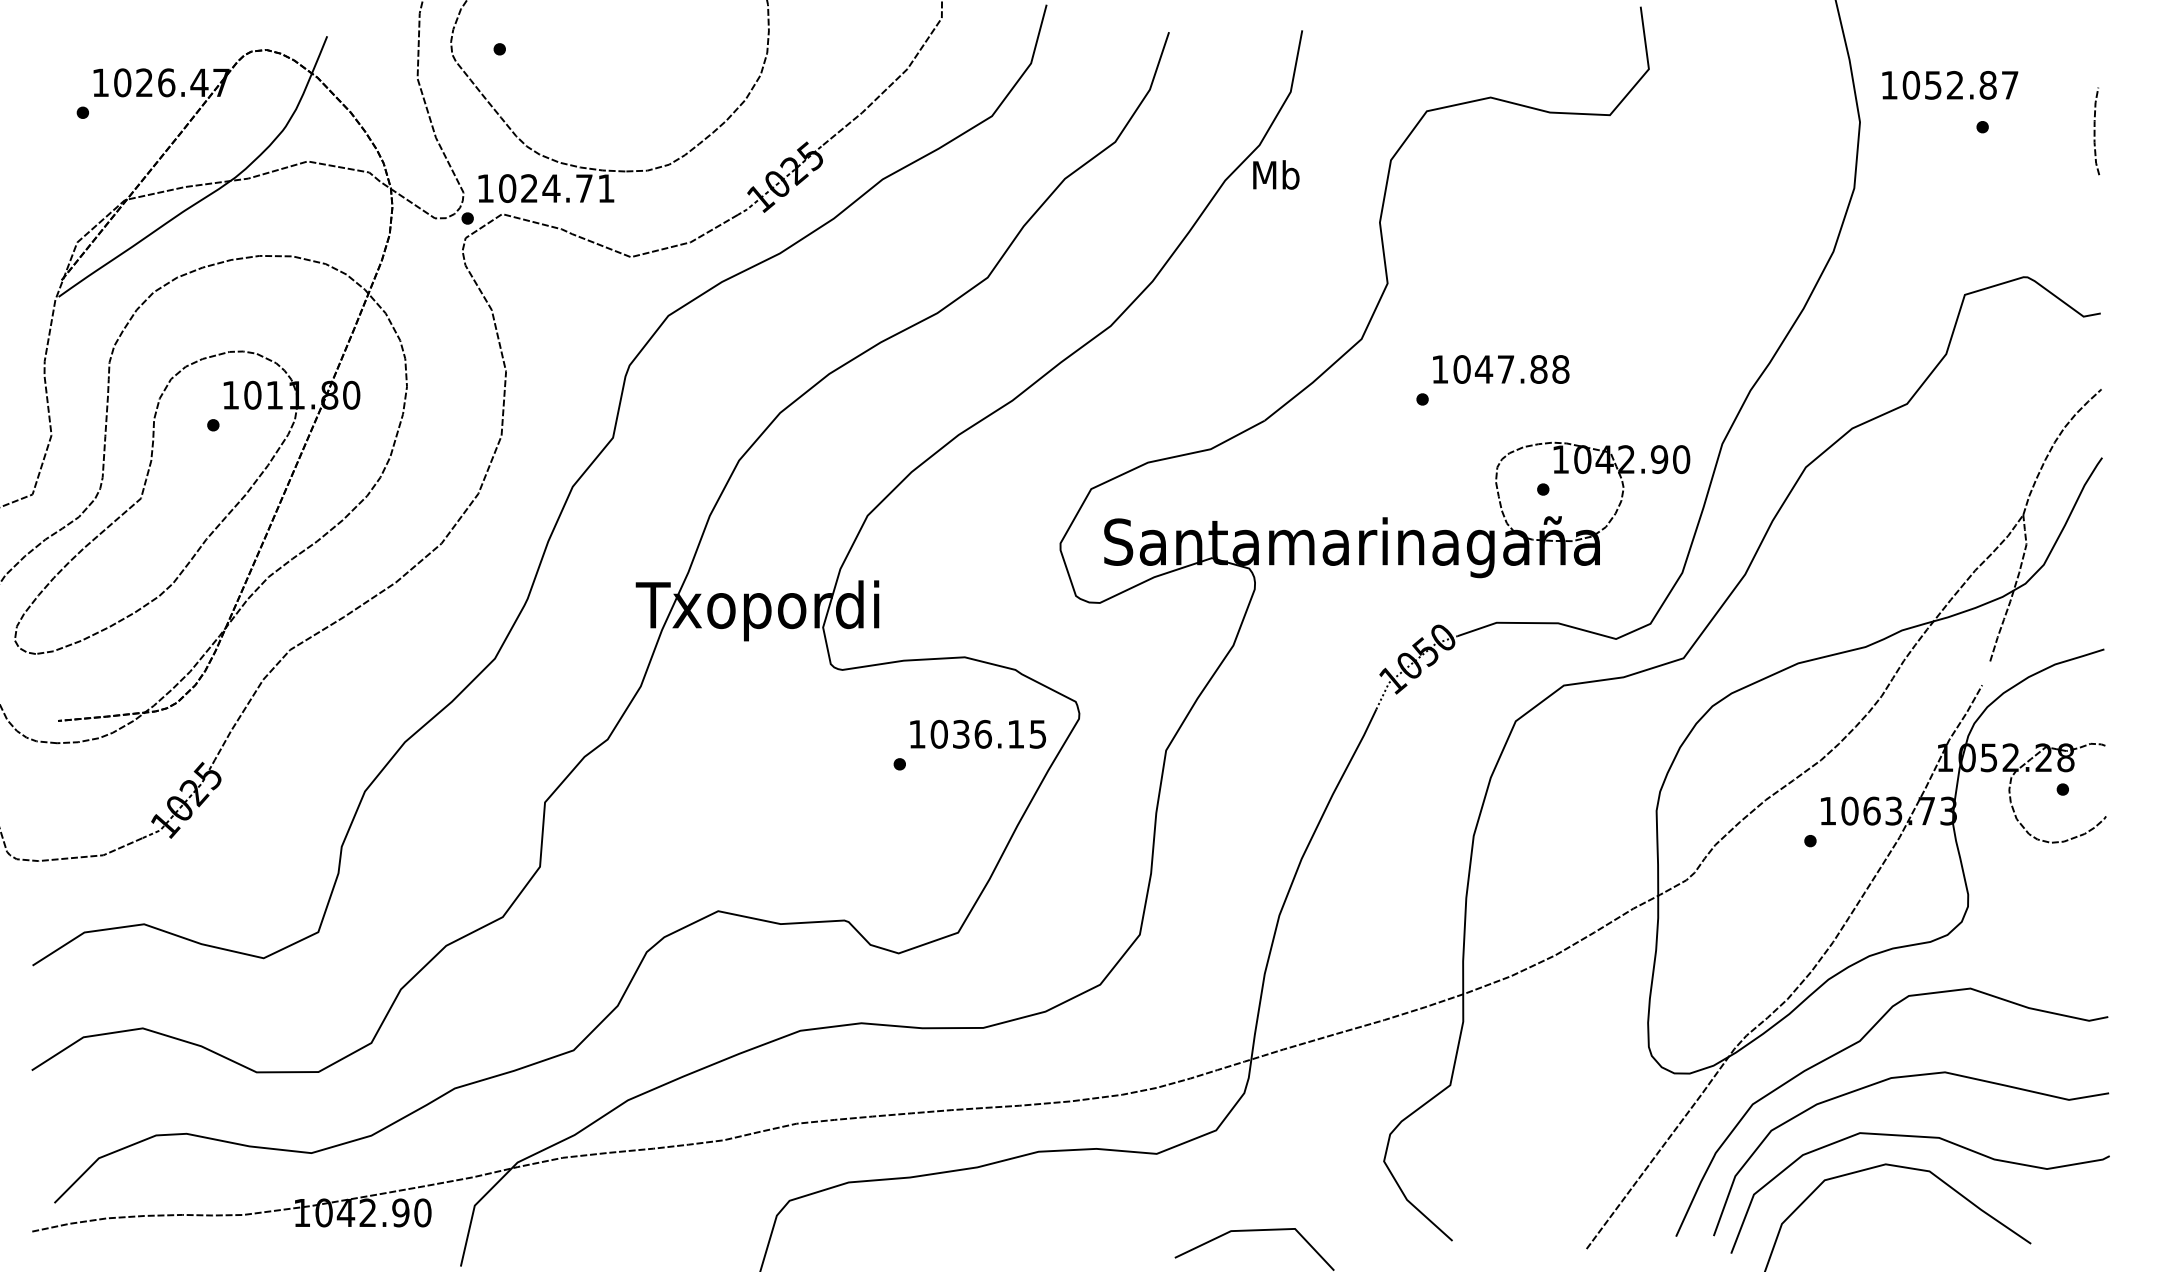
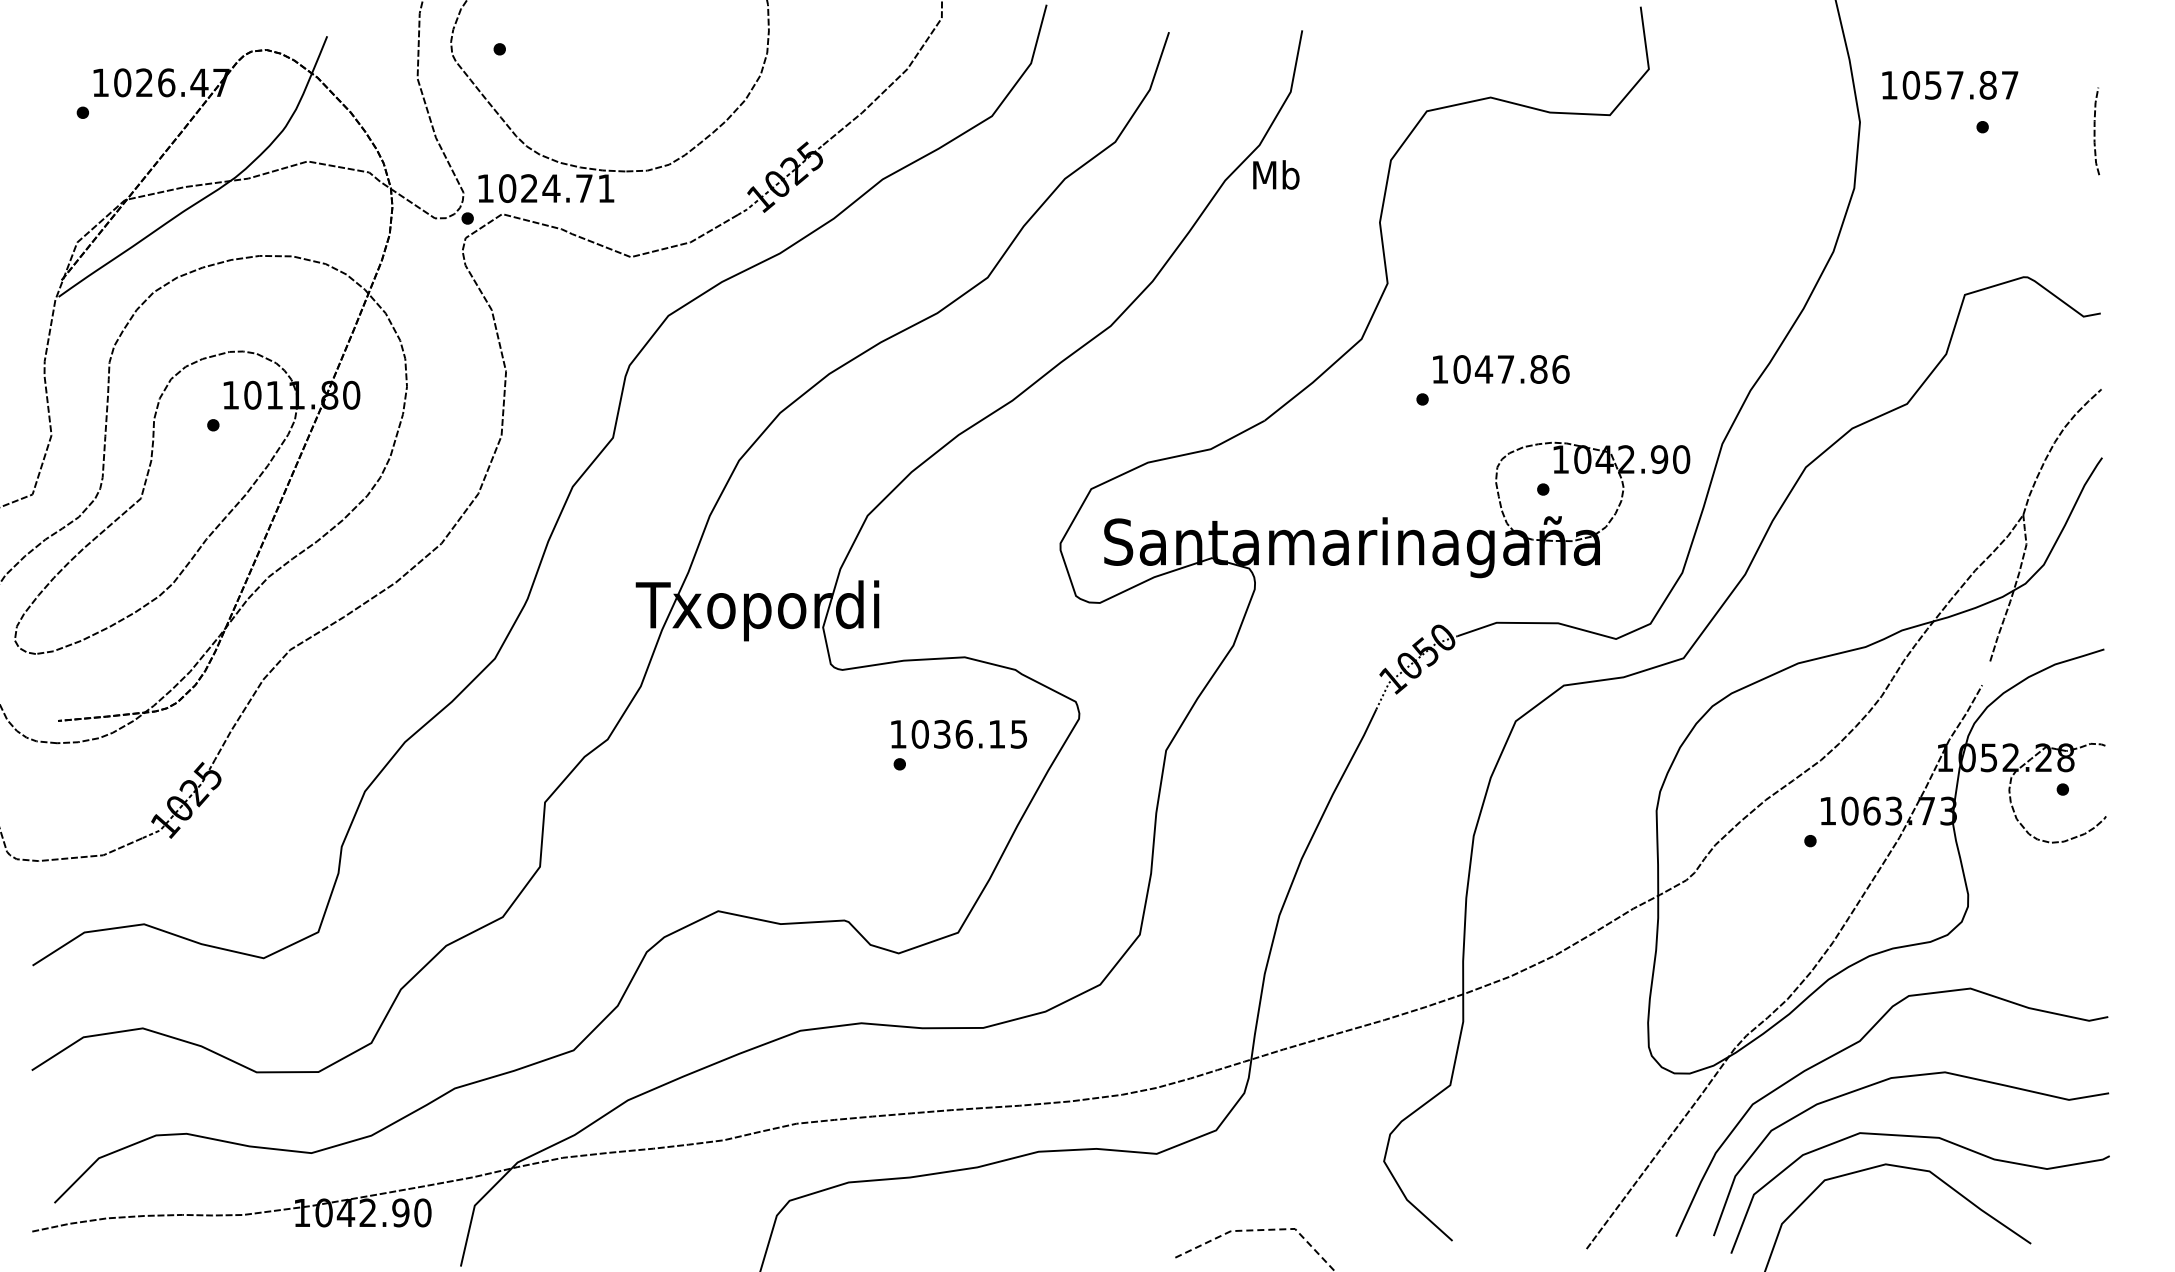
text: 1052.87 -> 1057.87 (1955, 84)
text: 1047.88 -> 1047.86 (1560, 369)
text position: (977, 734) -> (958, 734) (958, 734)
line: solid -> dashed (1260, 1230)
